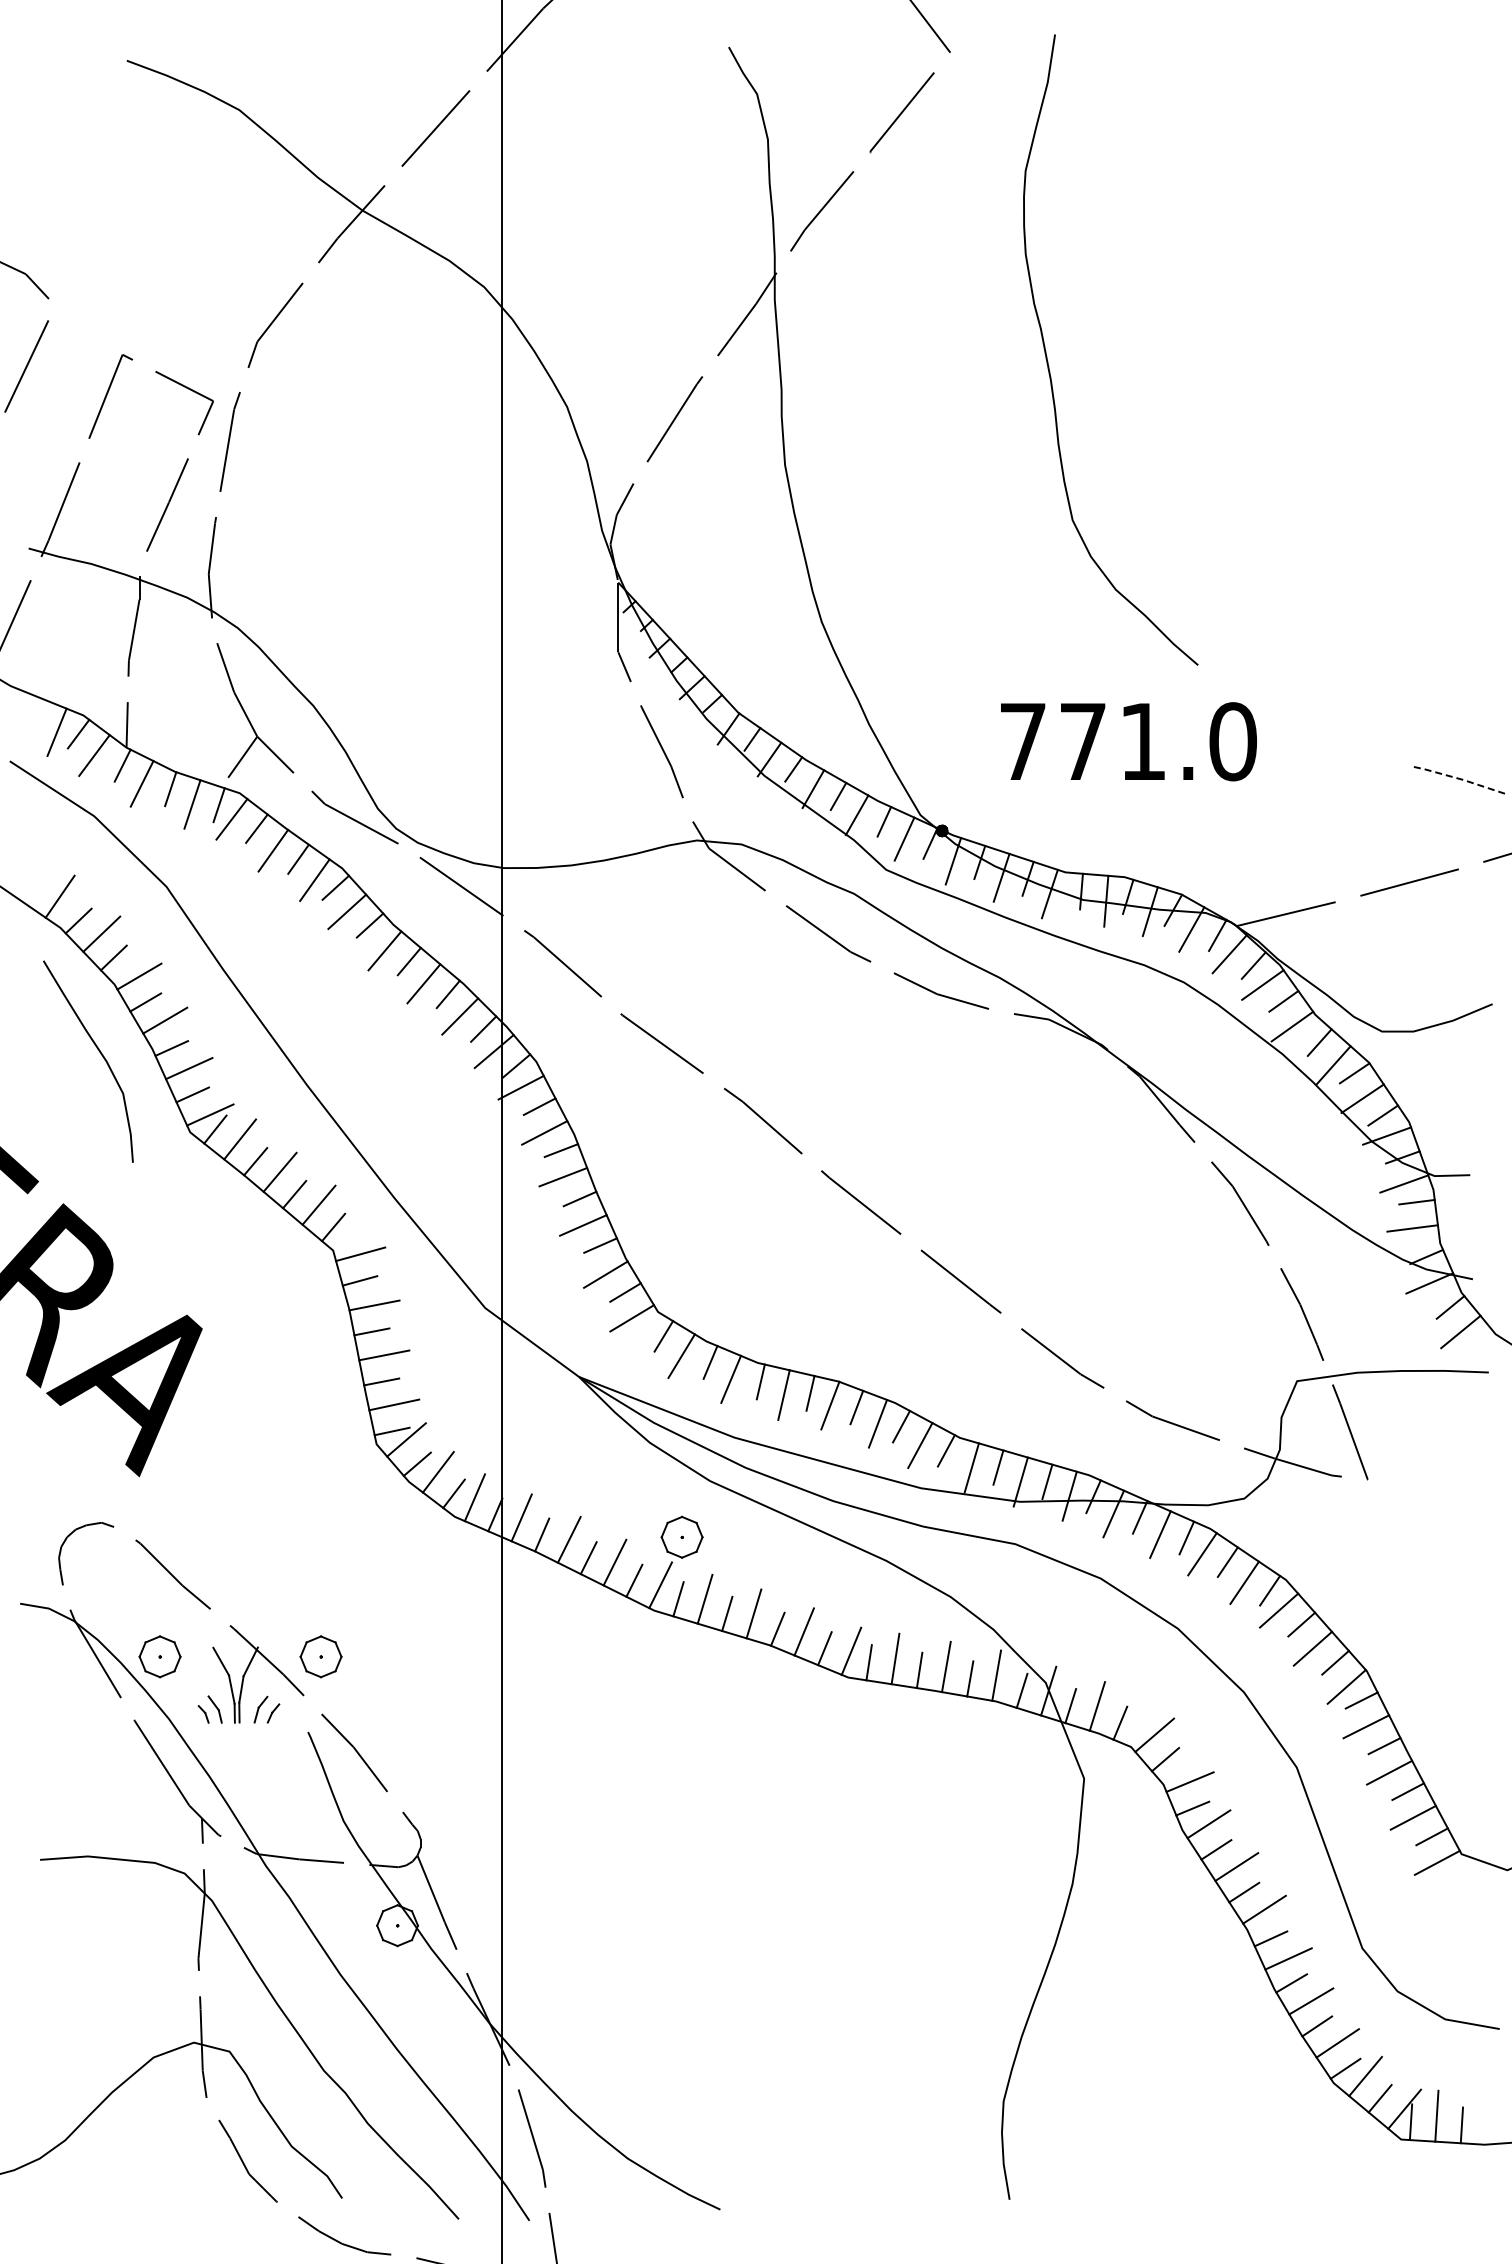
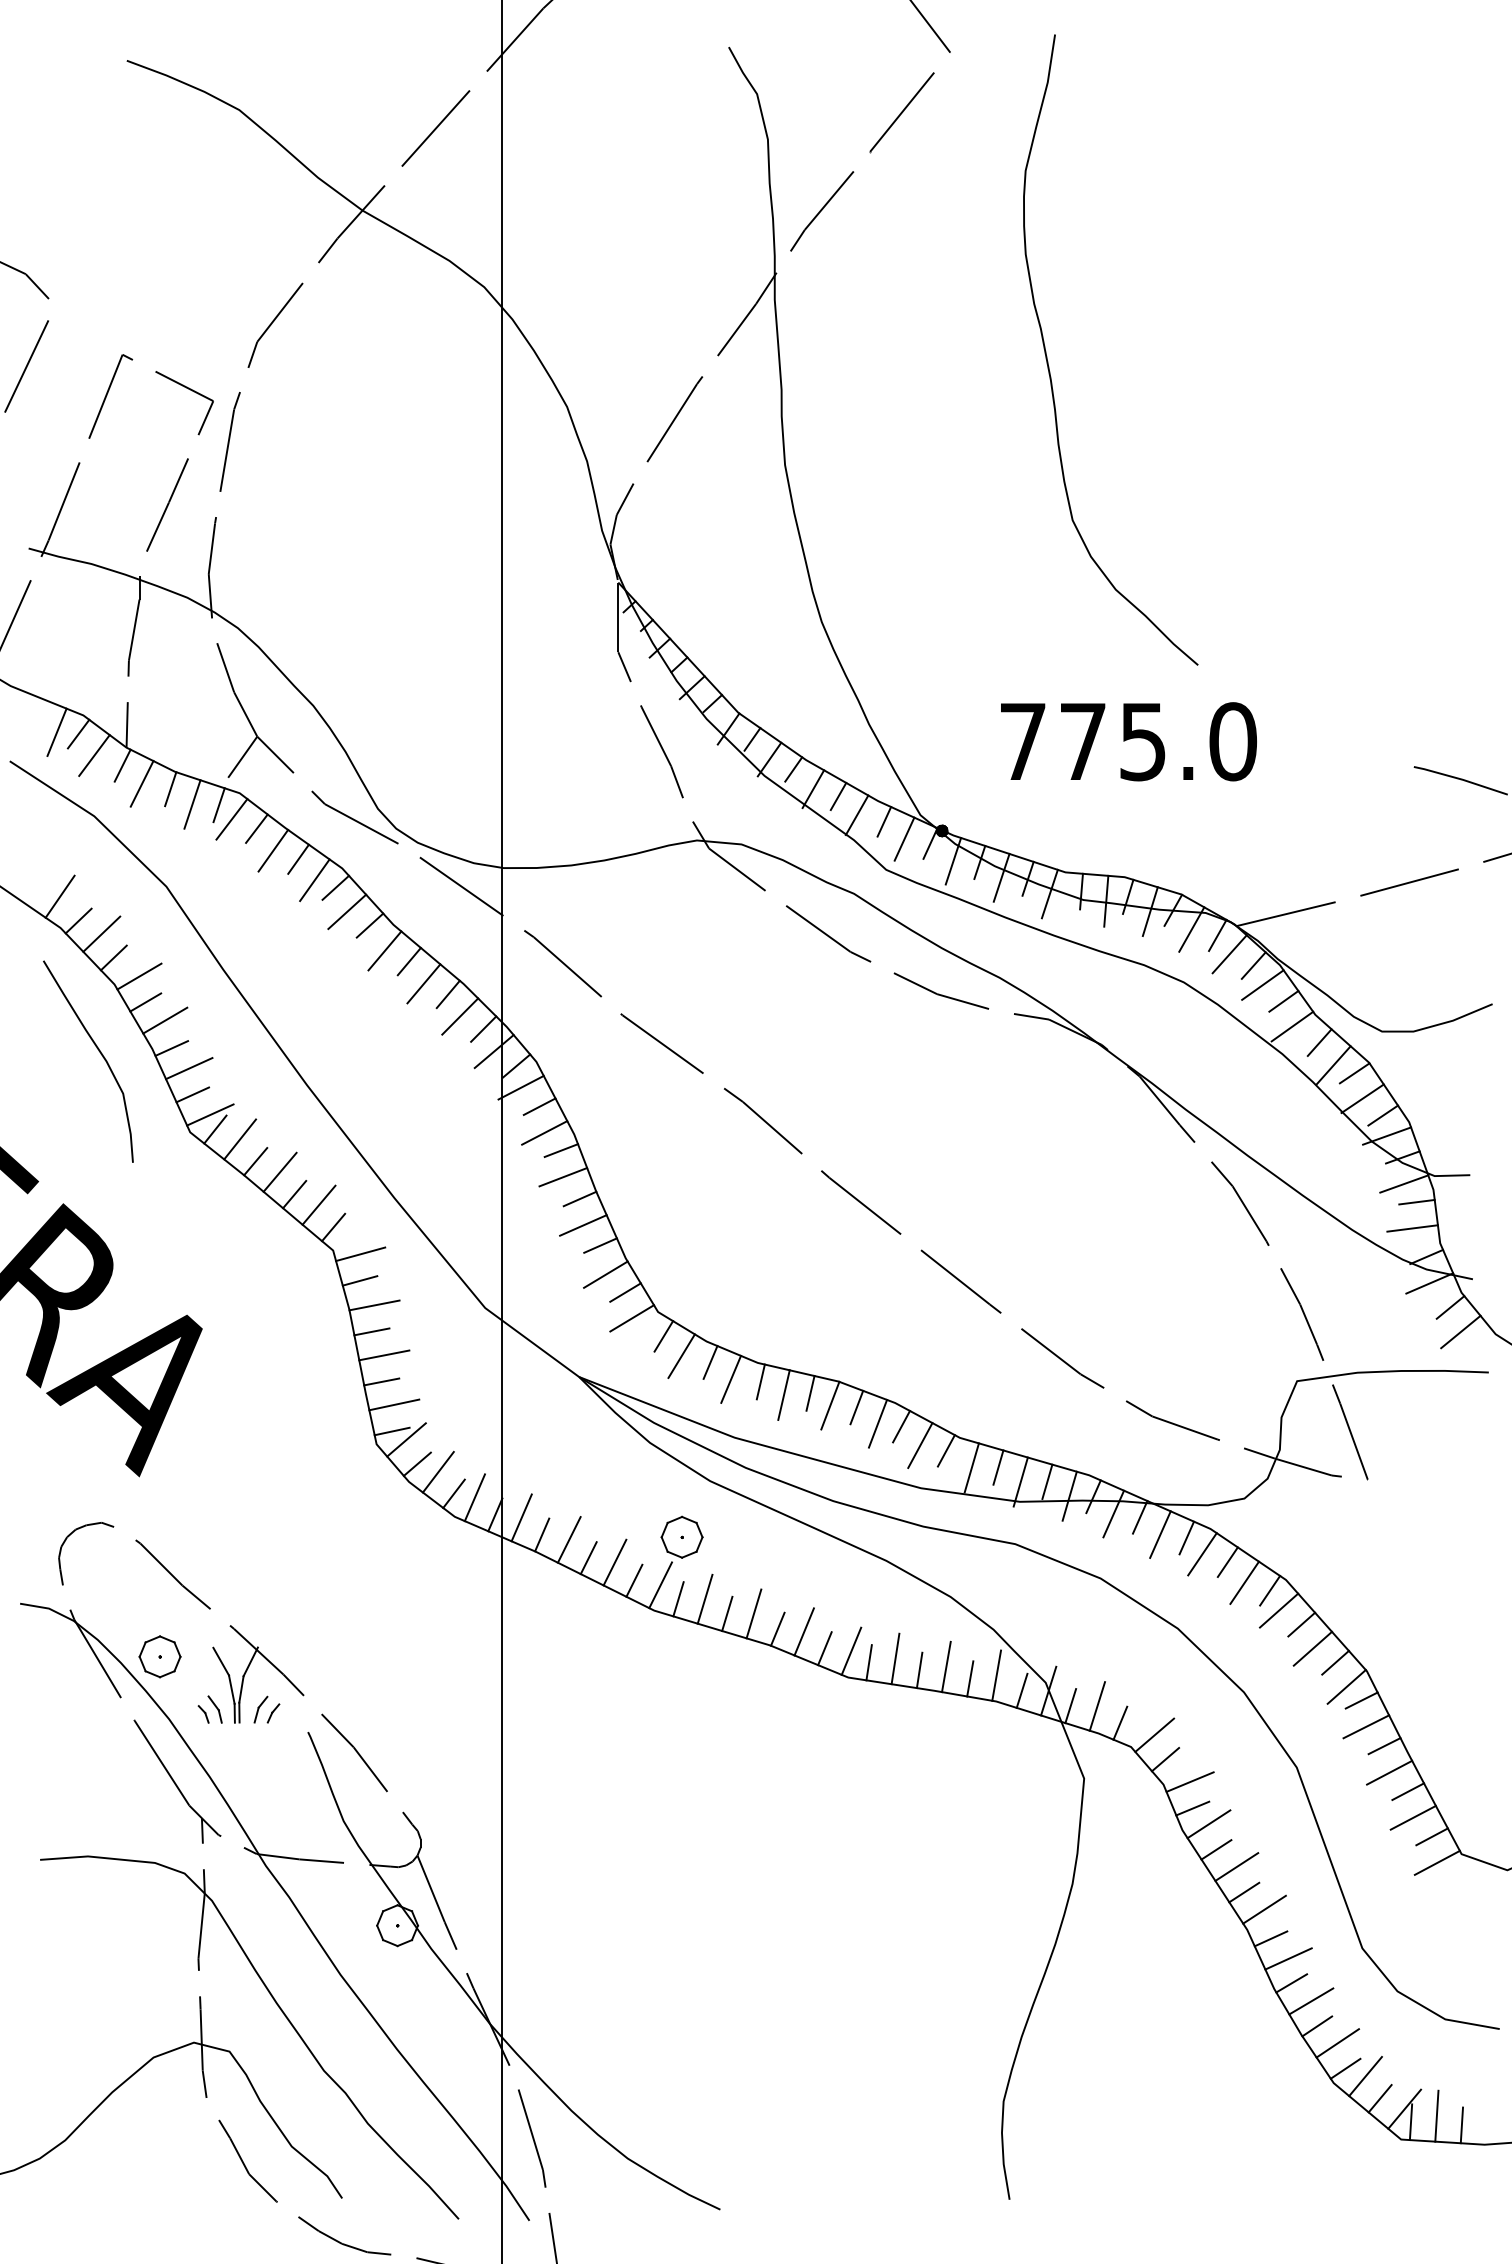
text: 771.0 -> 775.0 (1142, 742)
line: dashed -> solid (1461, 779)
part: present -> none (320, 1656)
